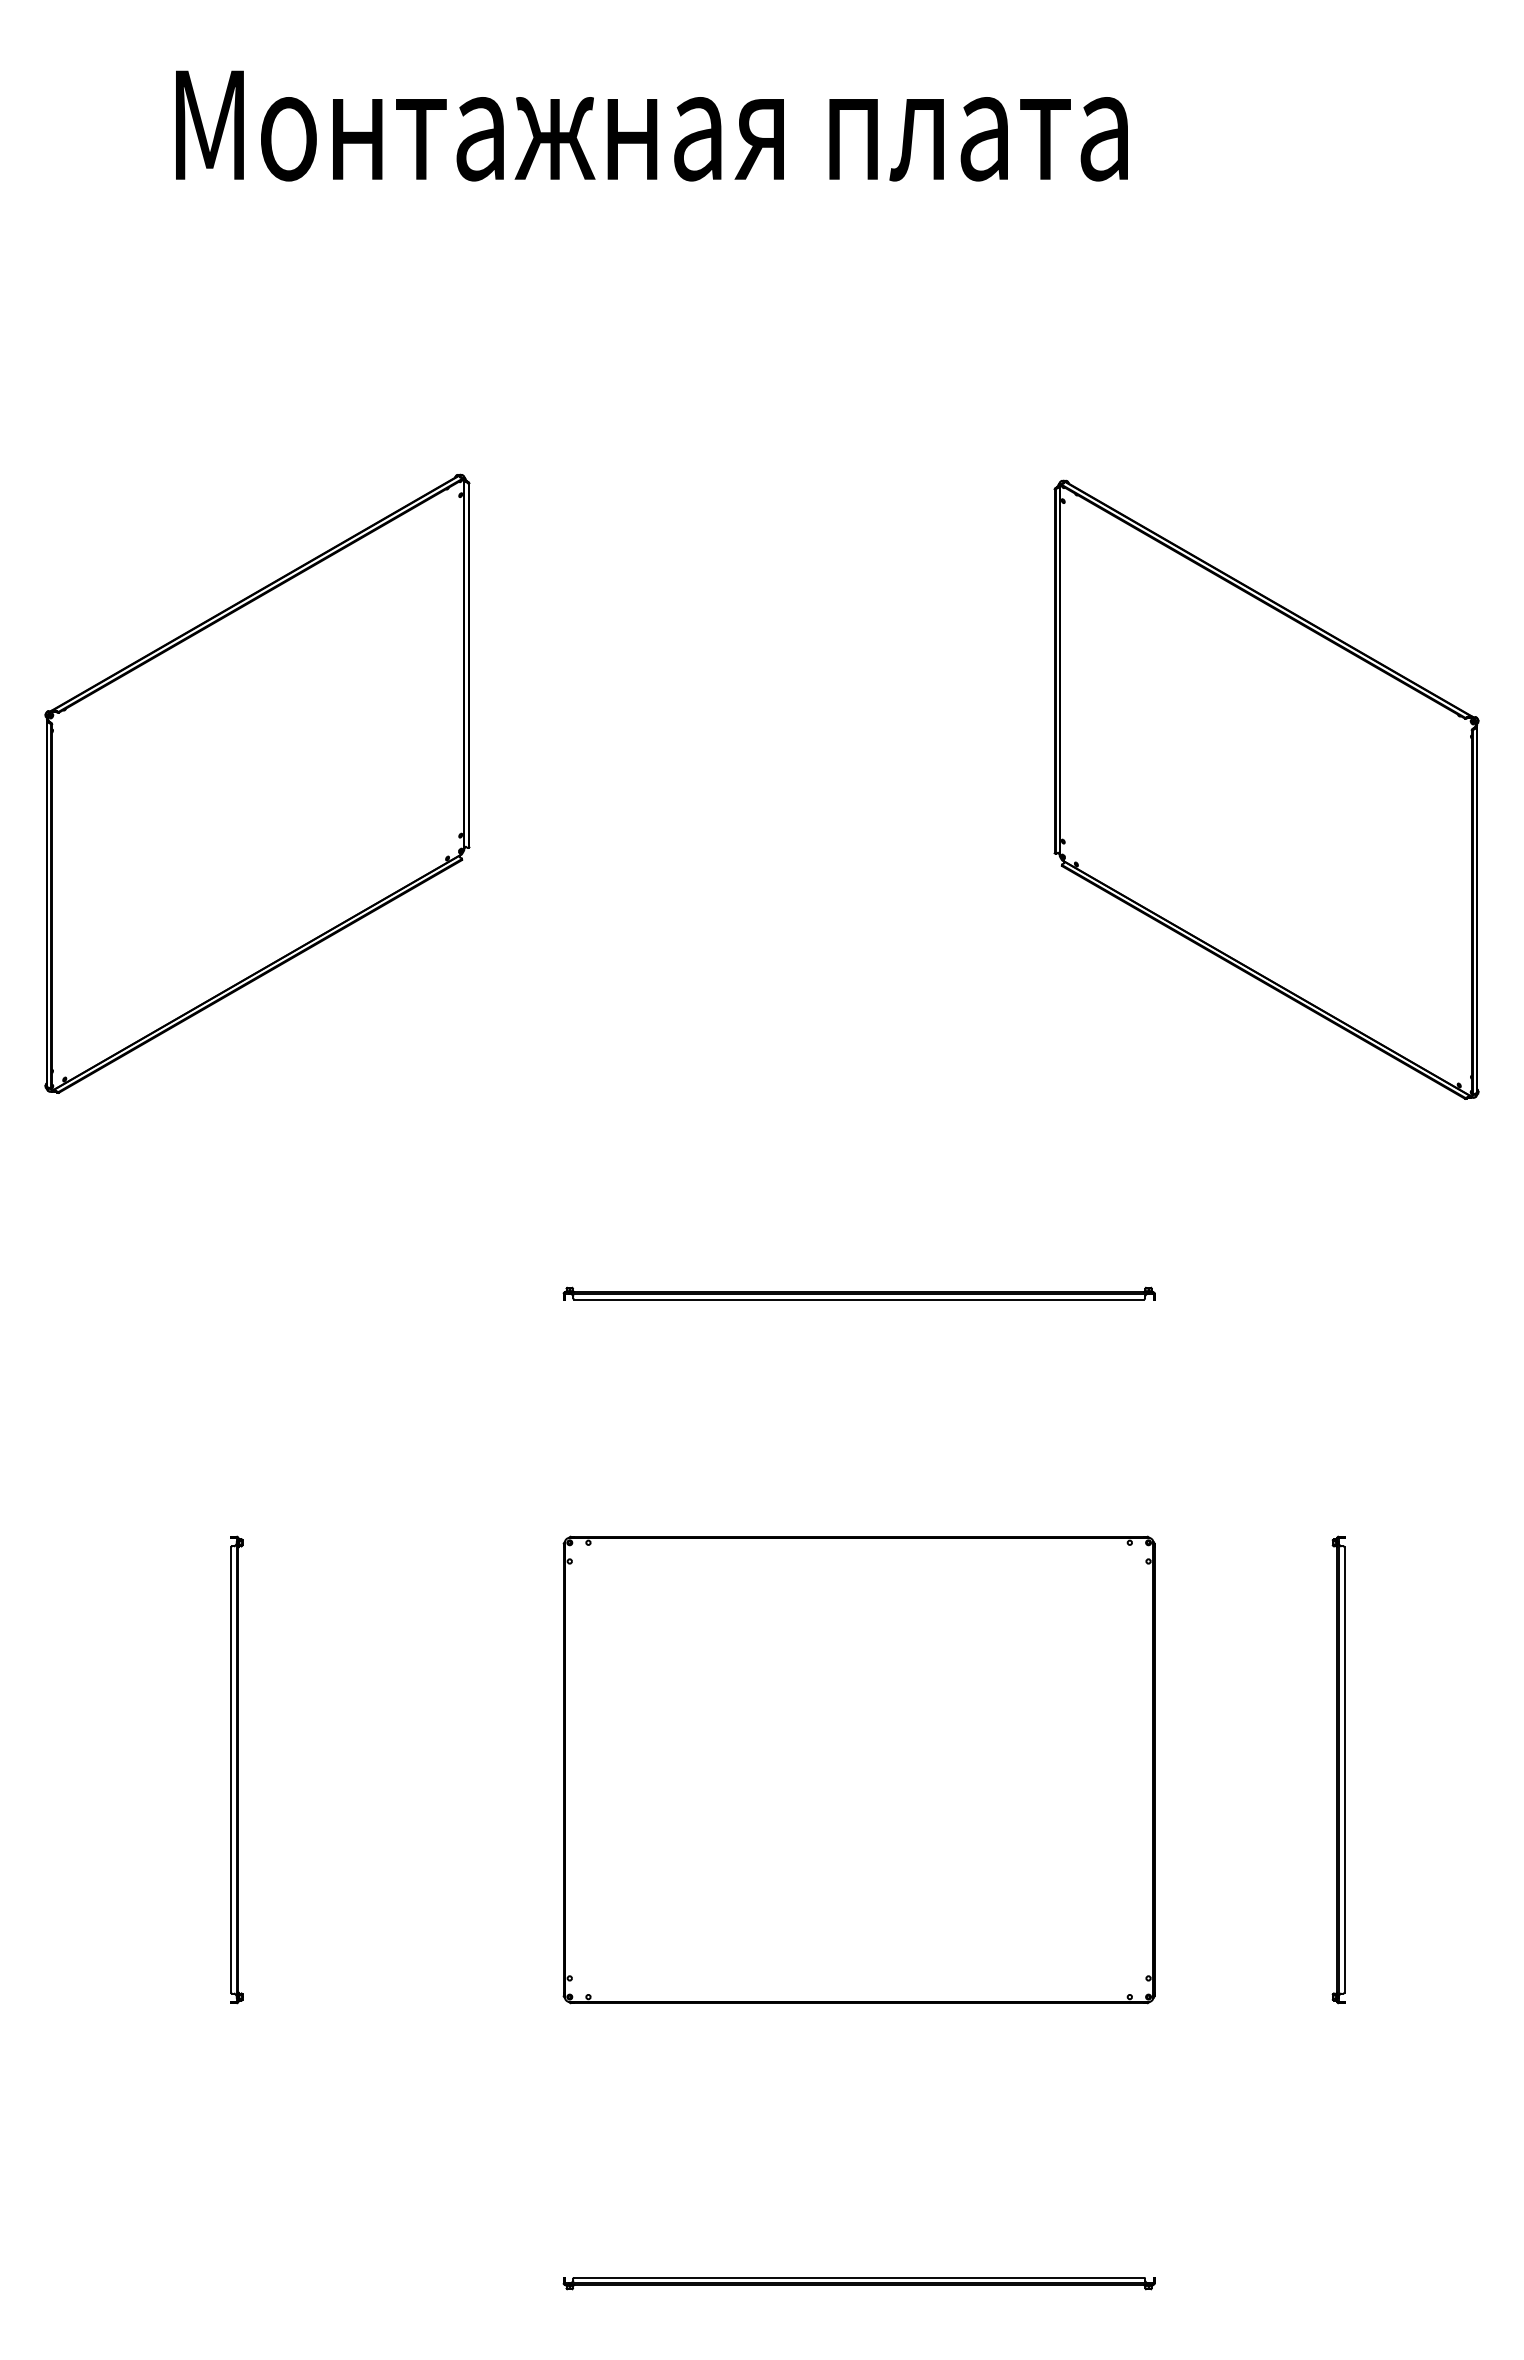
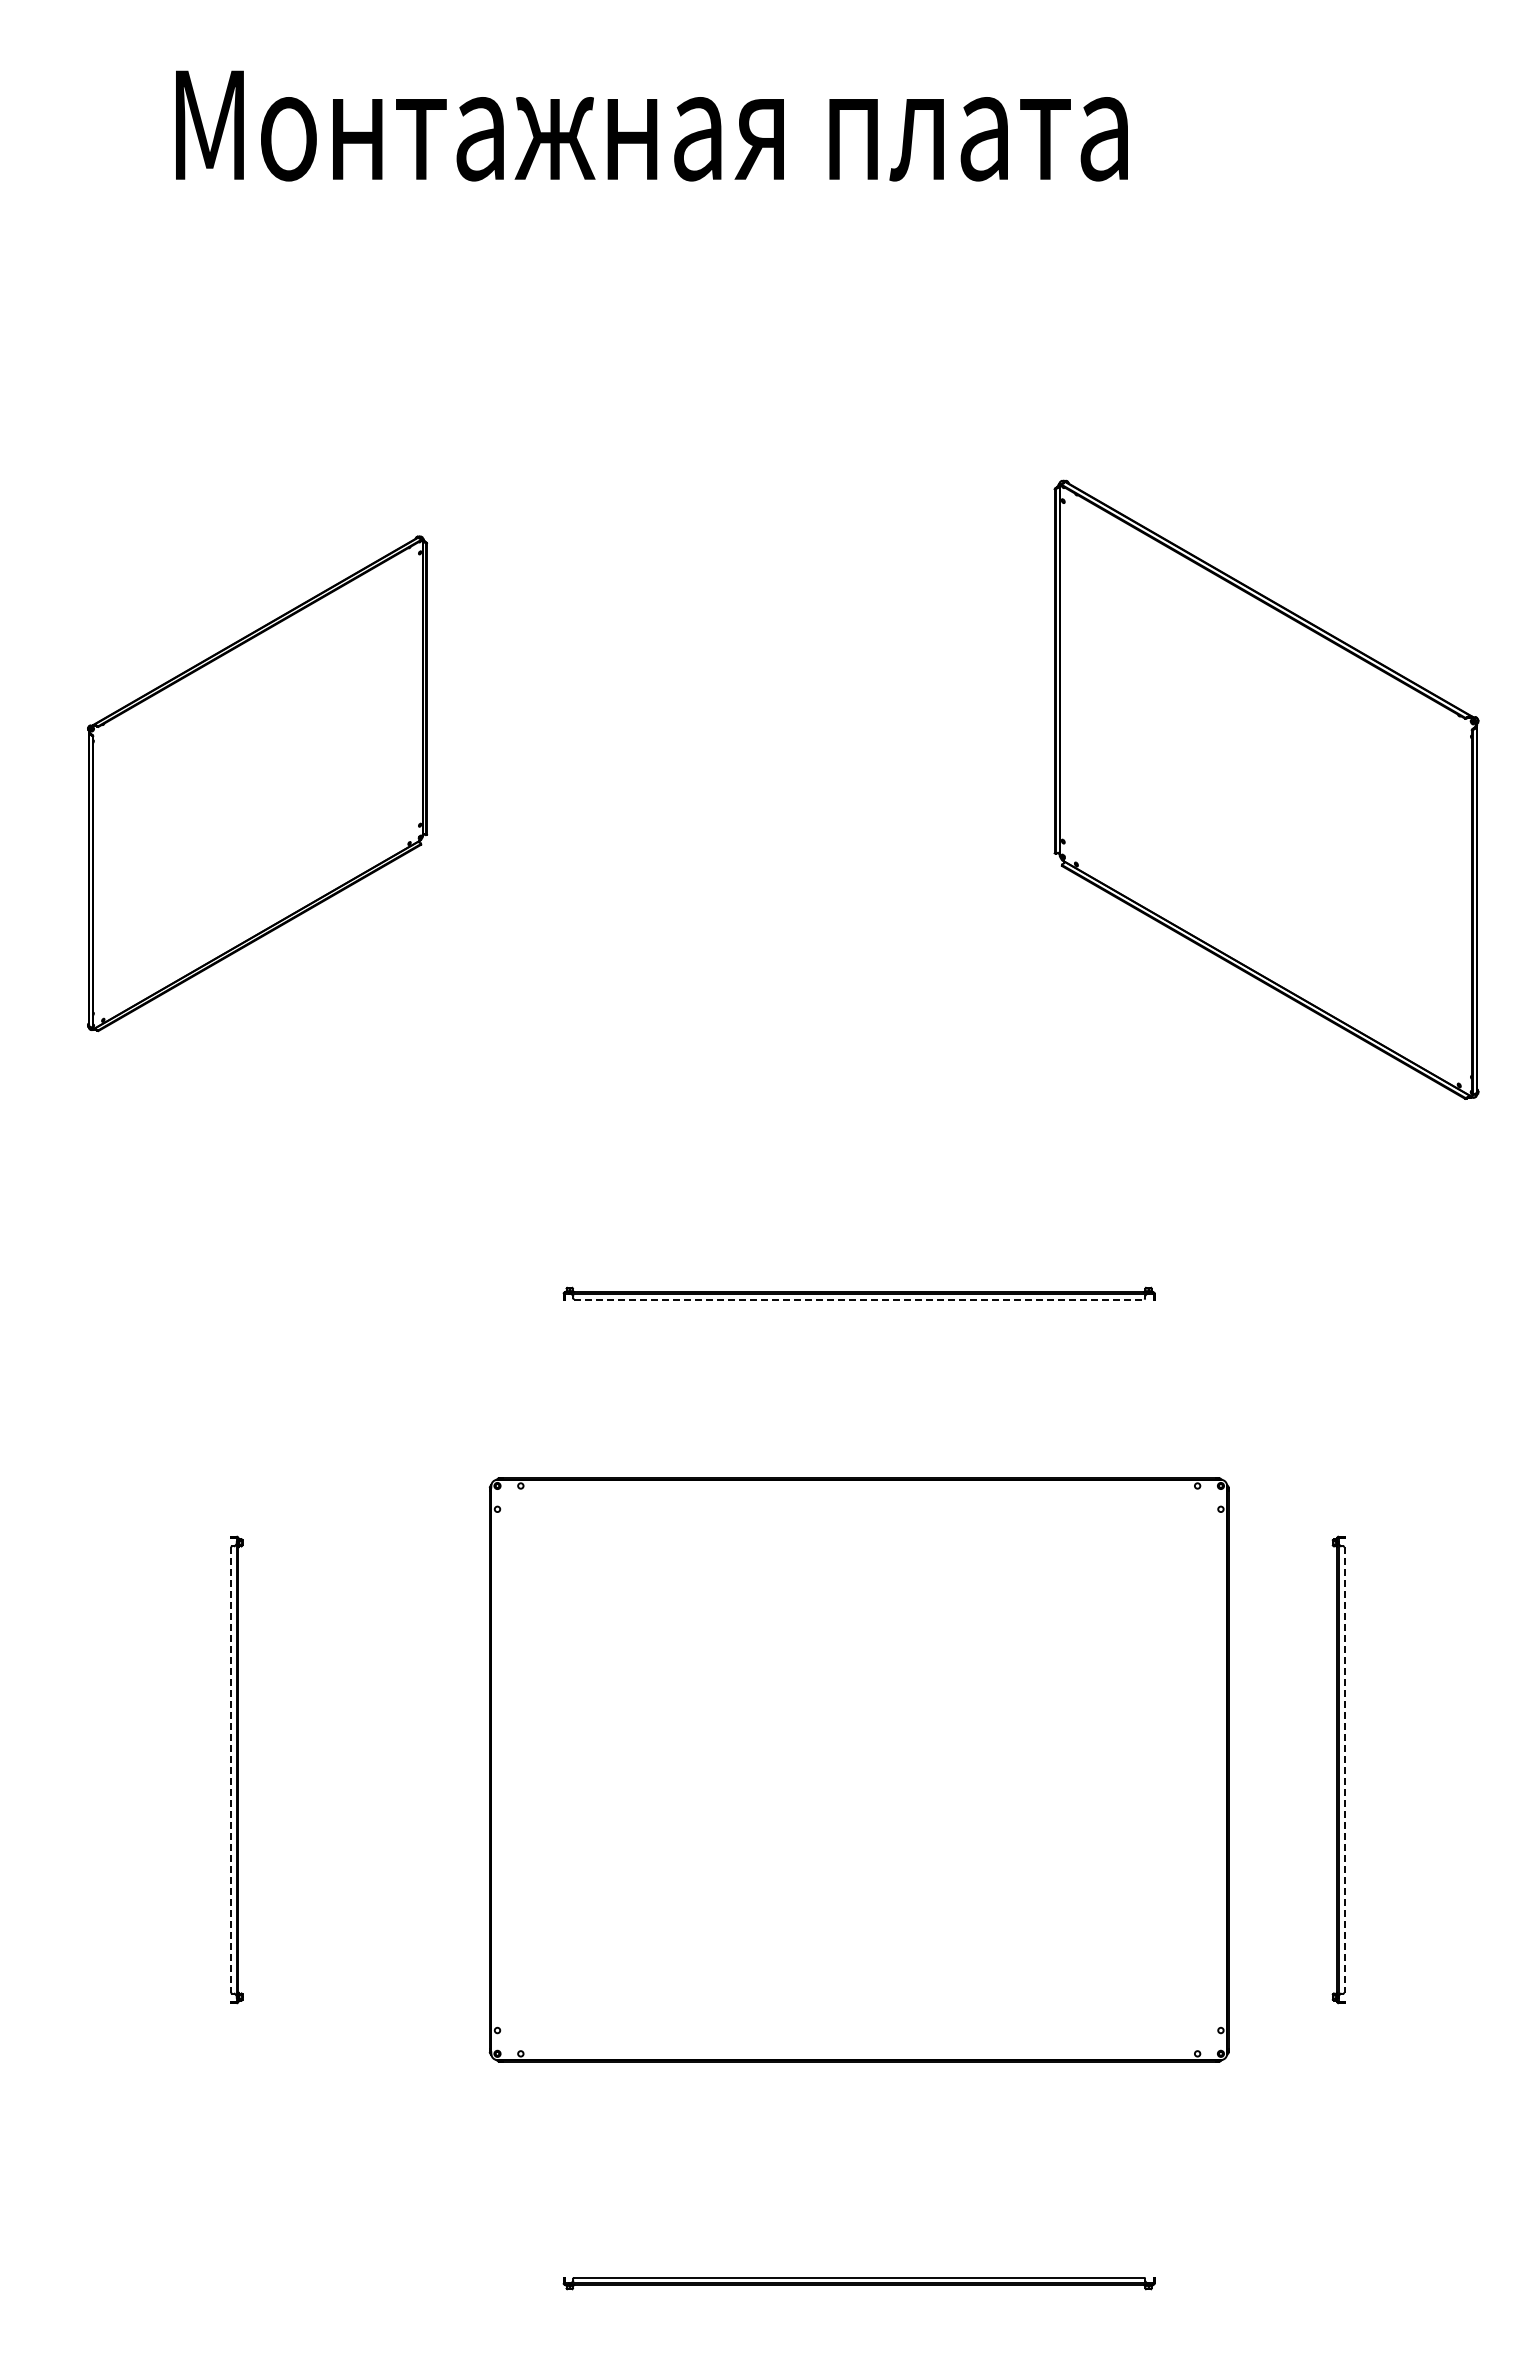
part size: 427x621 px -> 341x498 px (257, 783)
line: solid -> dashed (859, 1299)
line: solid -> dashed (230, 1769)
part size: 594x470 px -> 742x586 px (858, 1769)
line: solid -> dashed (1344, 1769)
